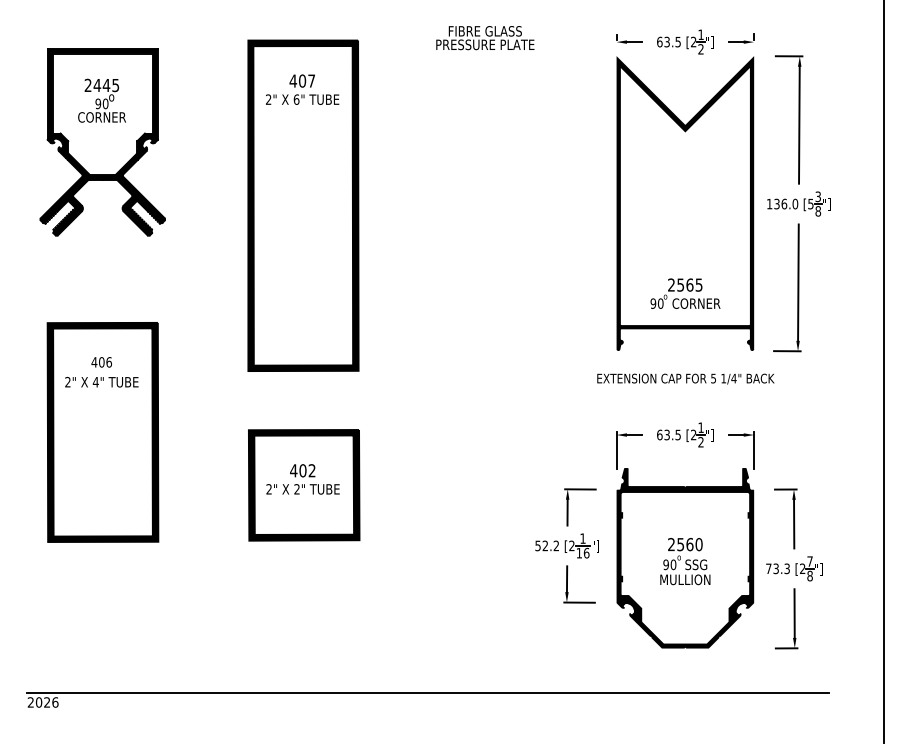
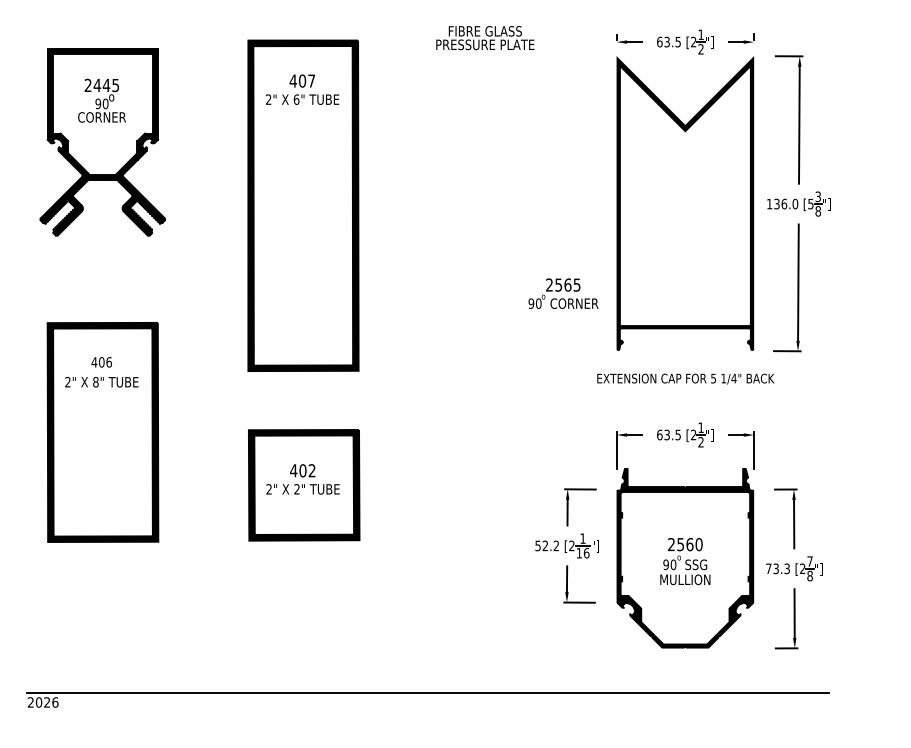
text position: (685, 293) -> (563, 293) (563, 293)
line: present -> none (883, 372)
text: 4" -> 8" (95, 382)
